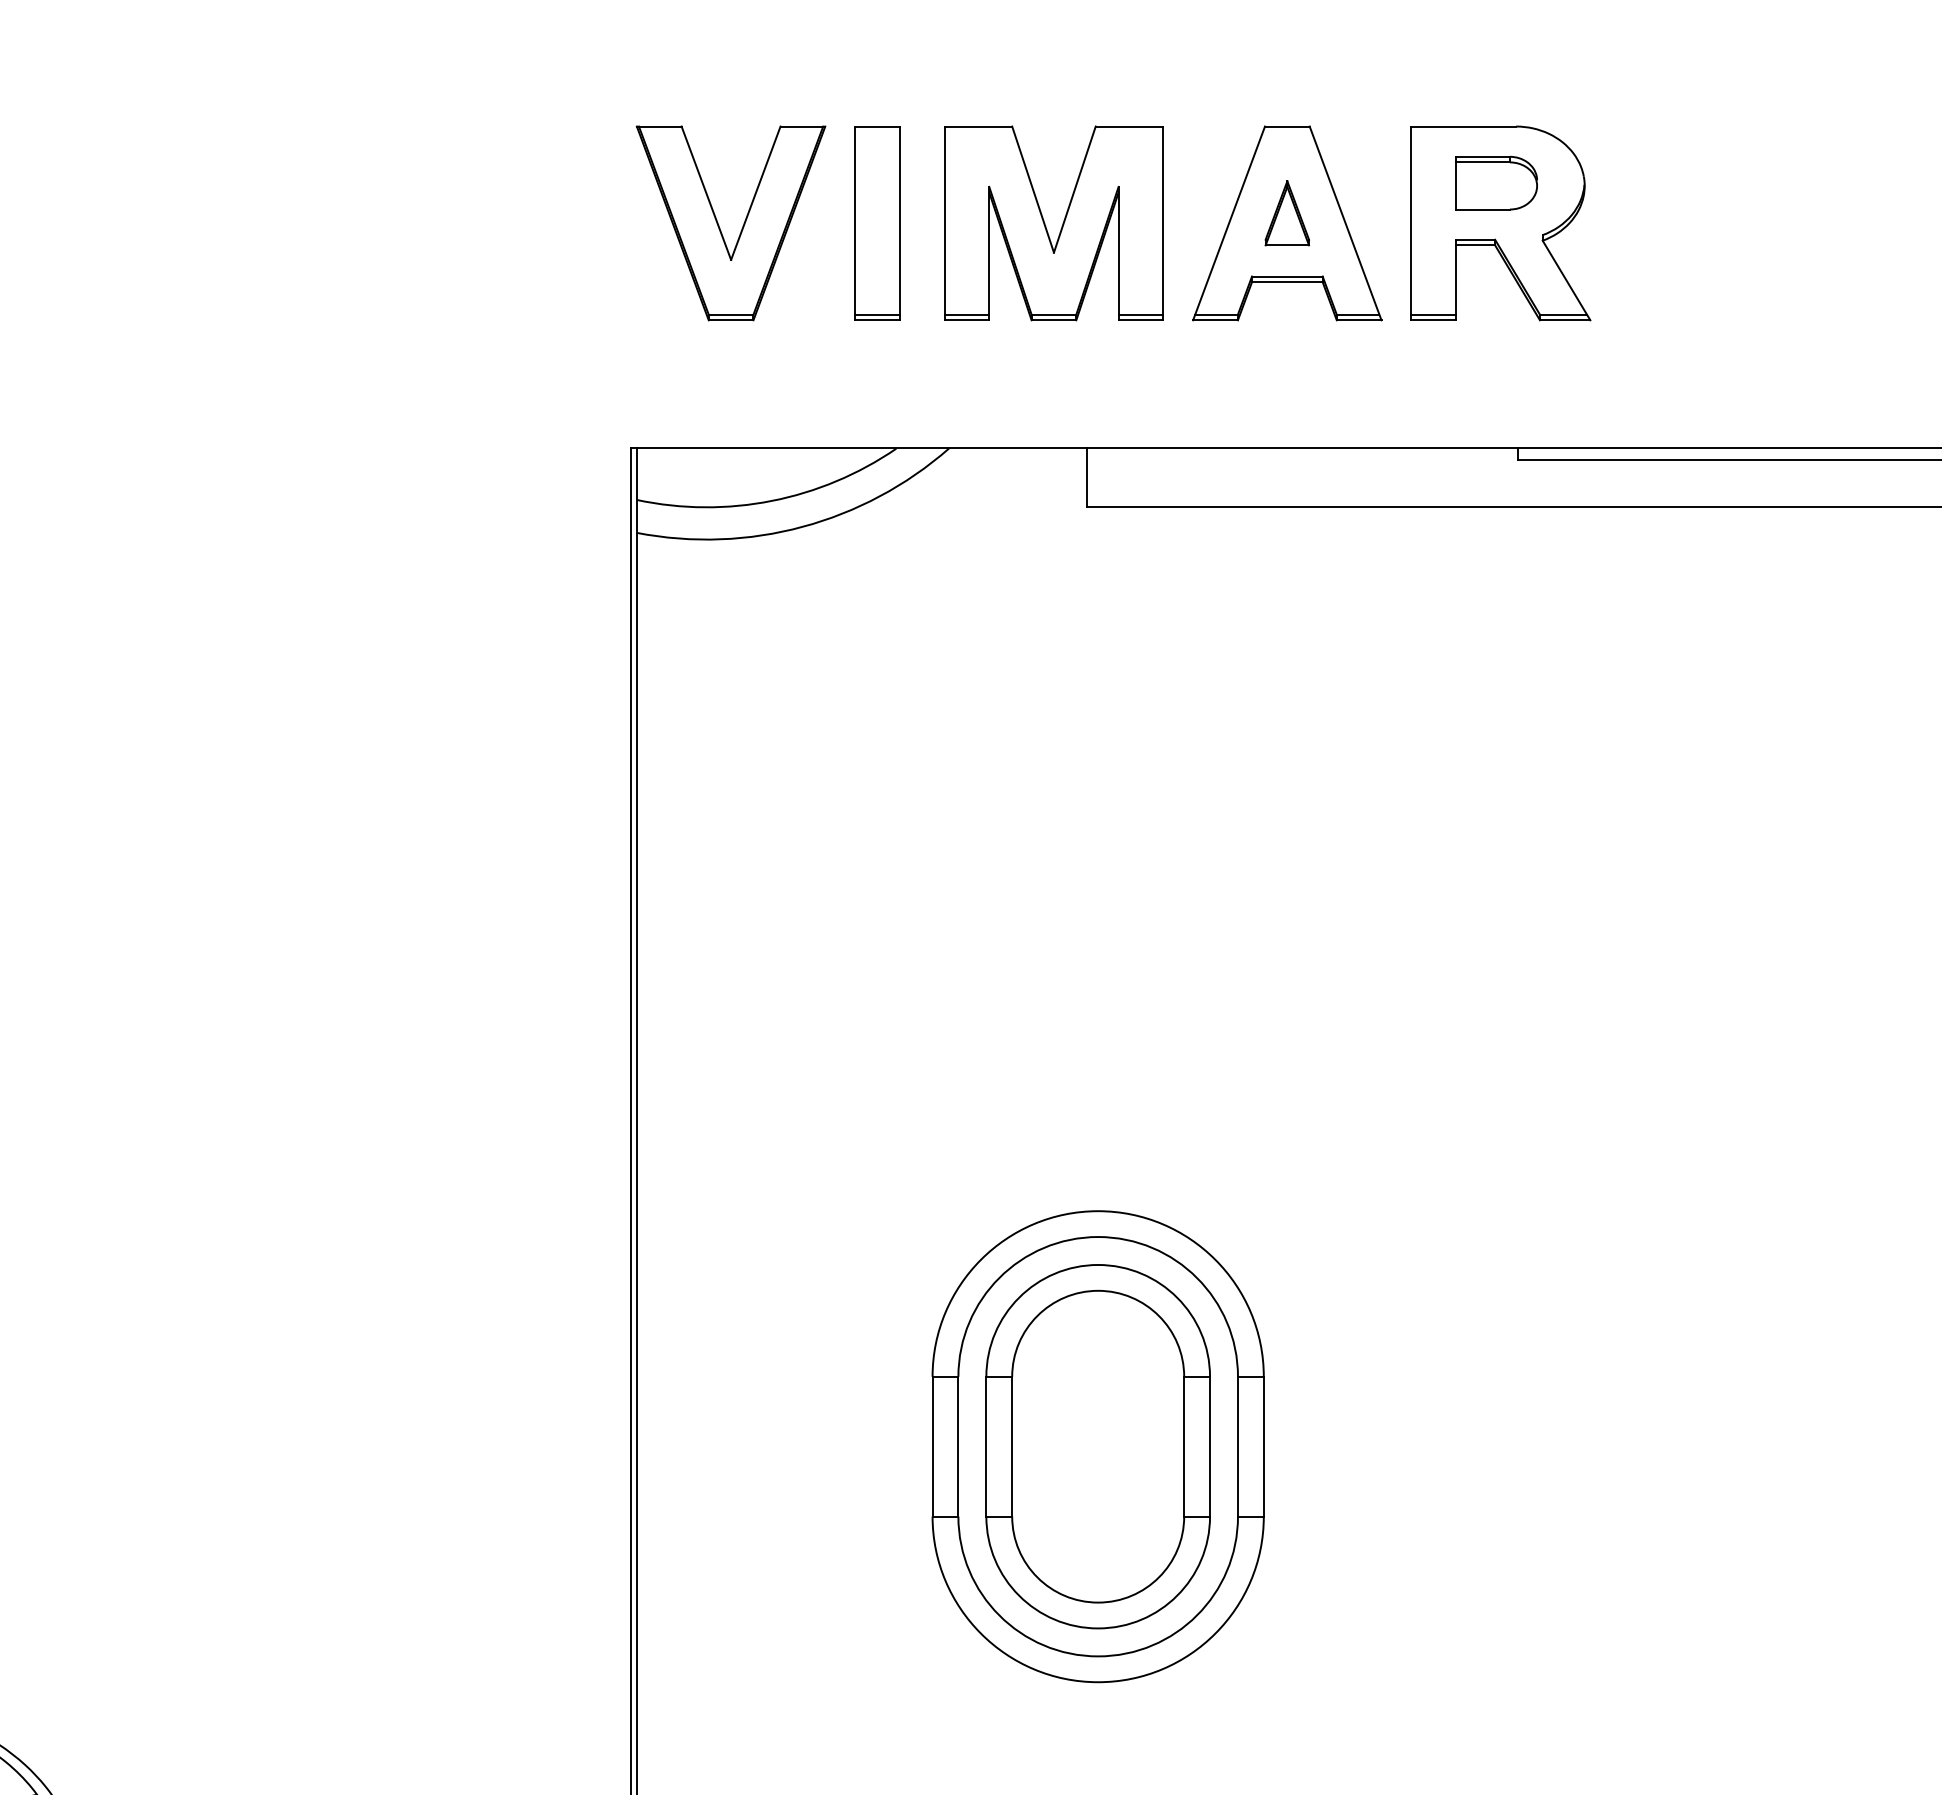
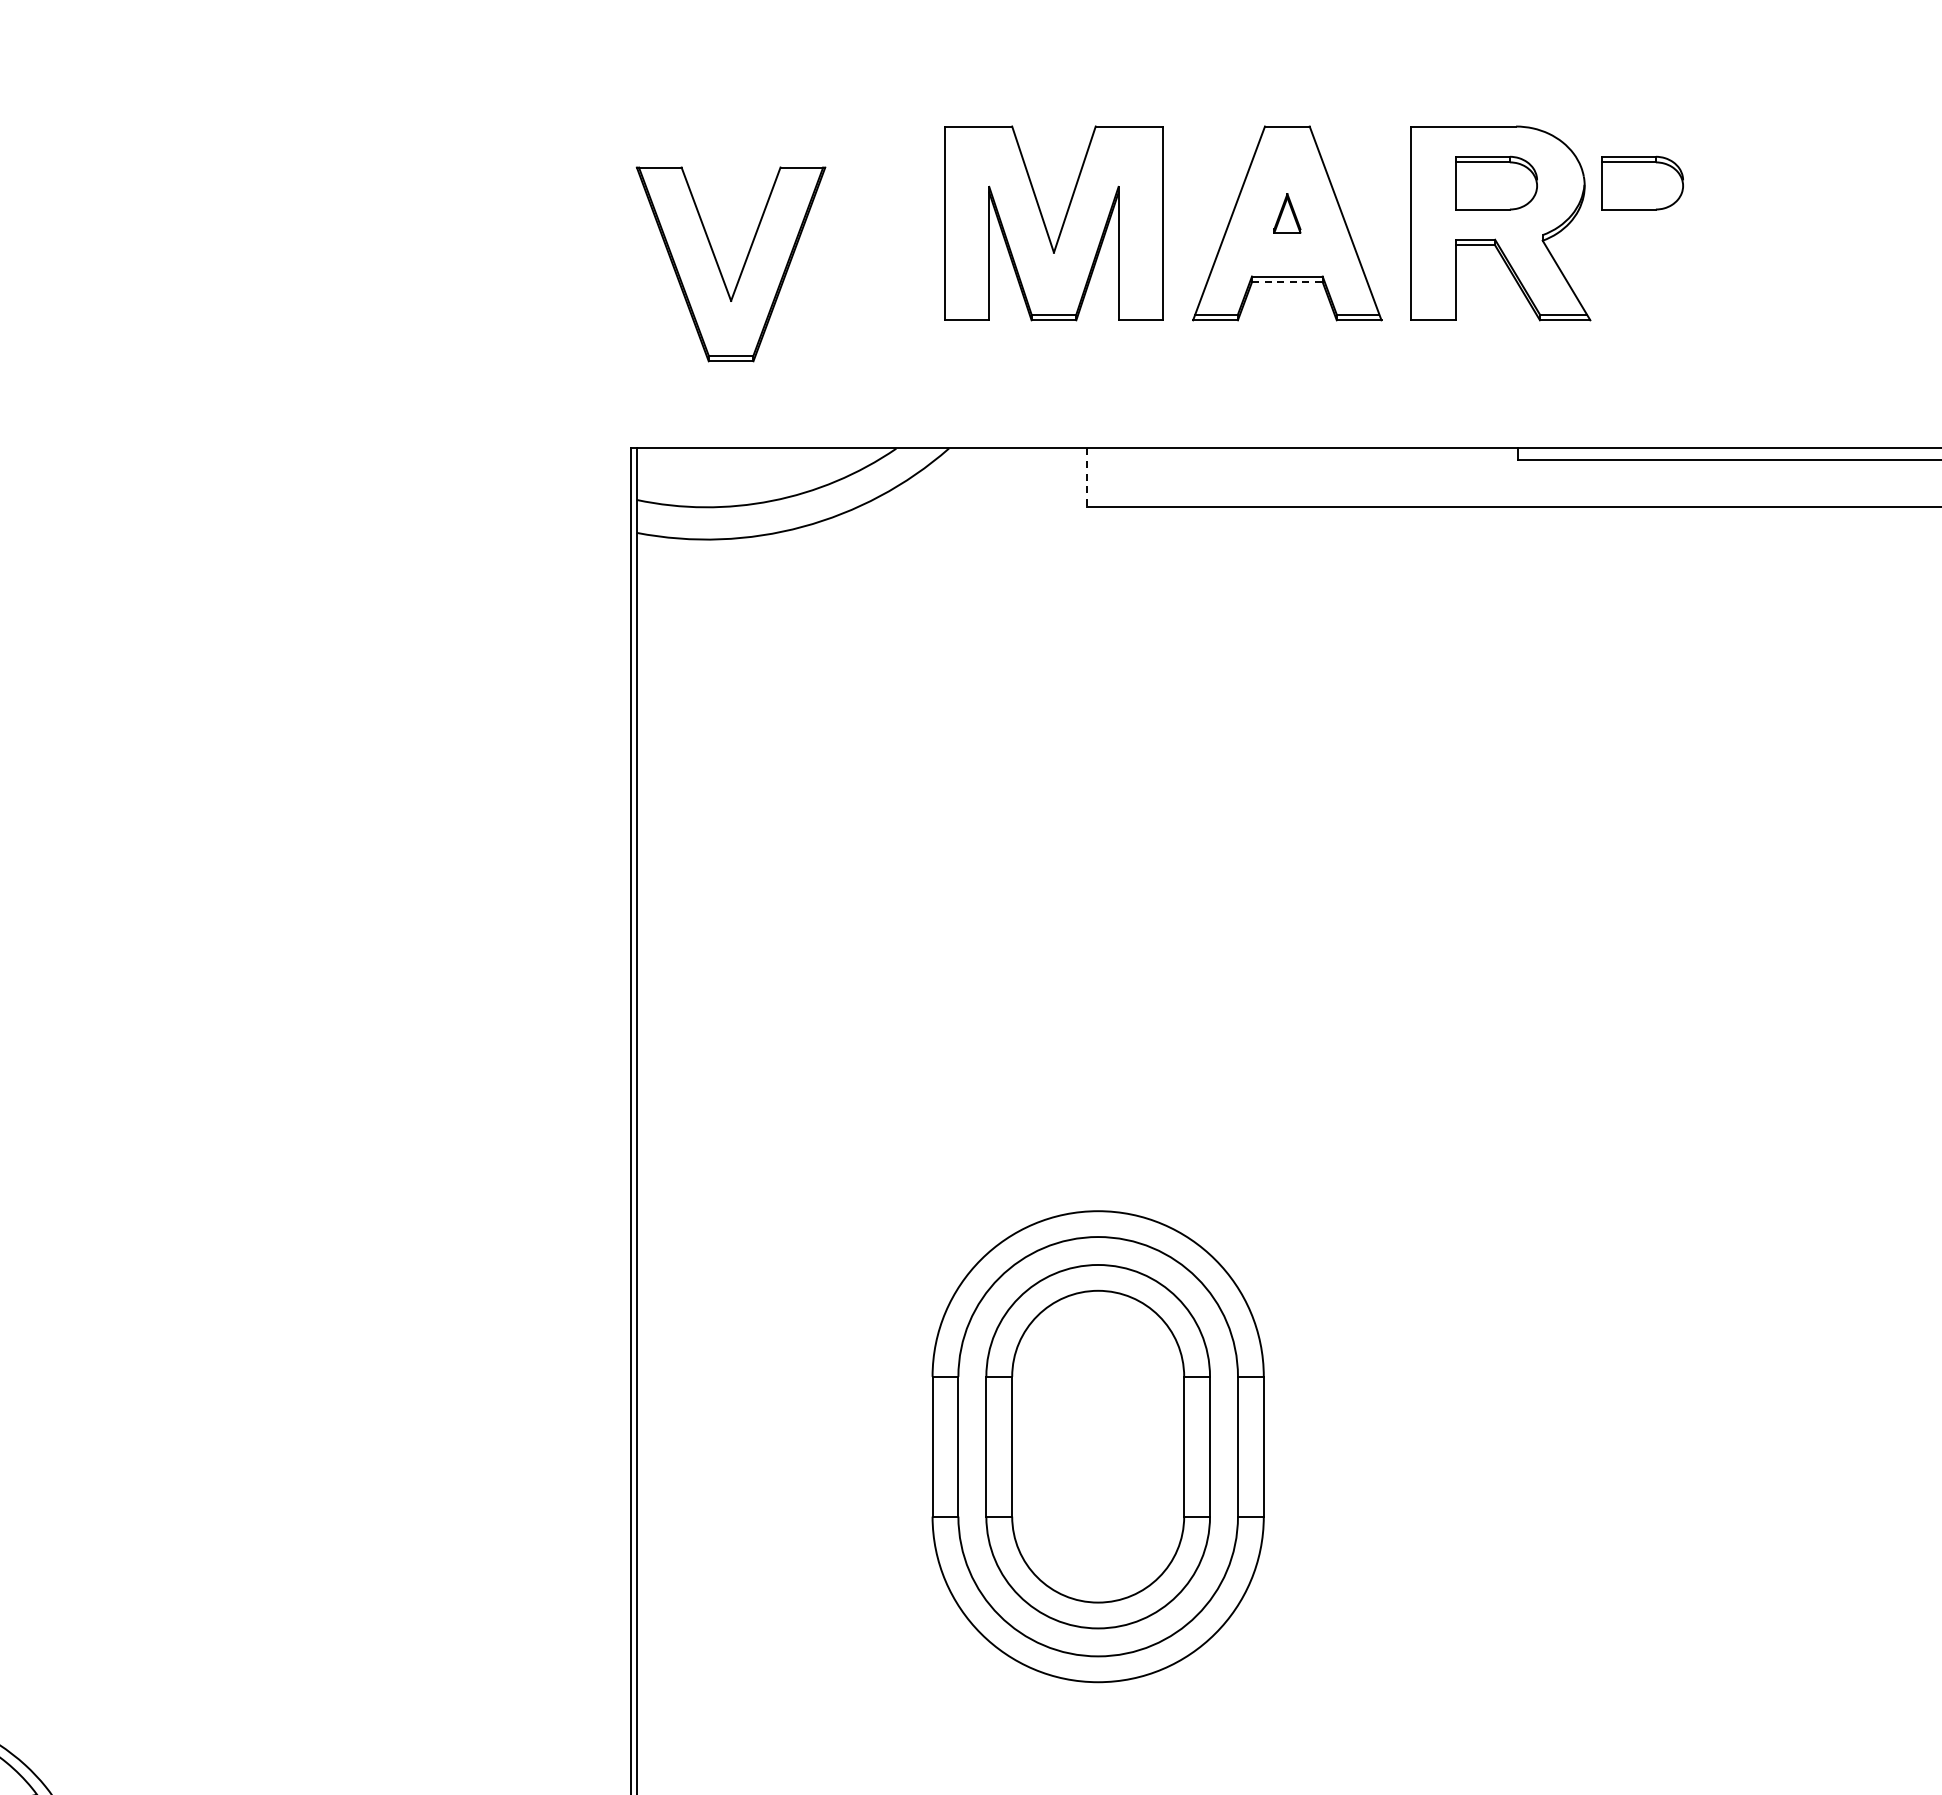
part: none -> present (1642, 182)
part size: 47x67 px -> 29x41 px (1287, 213)
part: present -> none (877, 223)
part position: (719, 225) -> (719, 266) (719, 266)
line: solid -> dashed (1287, 282)
line: present -> none (966, 314)
line: present -> none (1140, 314)
line: present -> none (1433, 314)
line: solid -> dashed (1087, 478)
